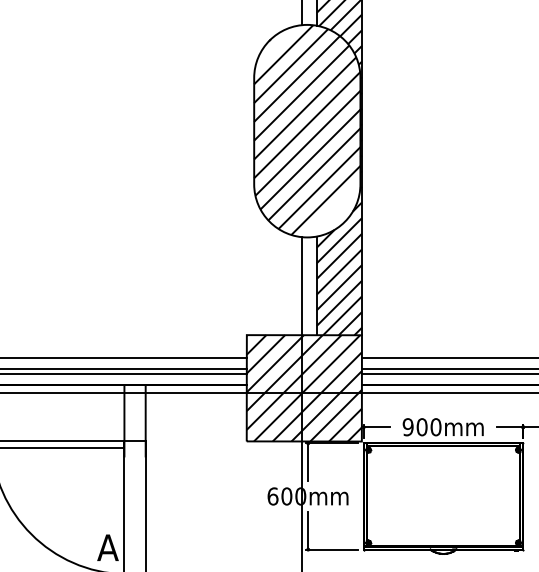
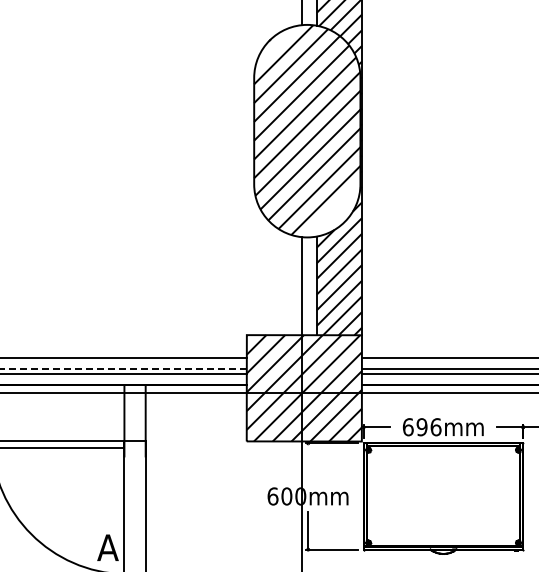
line: solid -> dashed (122, 369)
text: 900mm -> 696mm (421, 427)
line: present -> none (308, 462)
